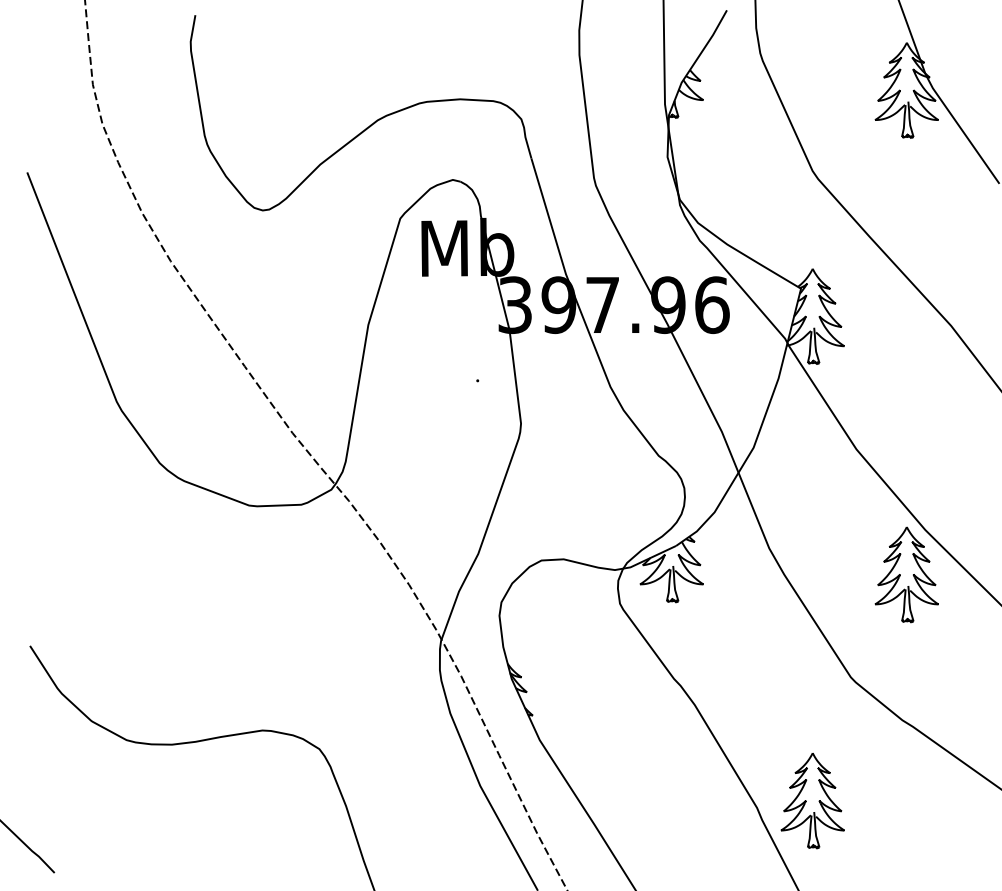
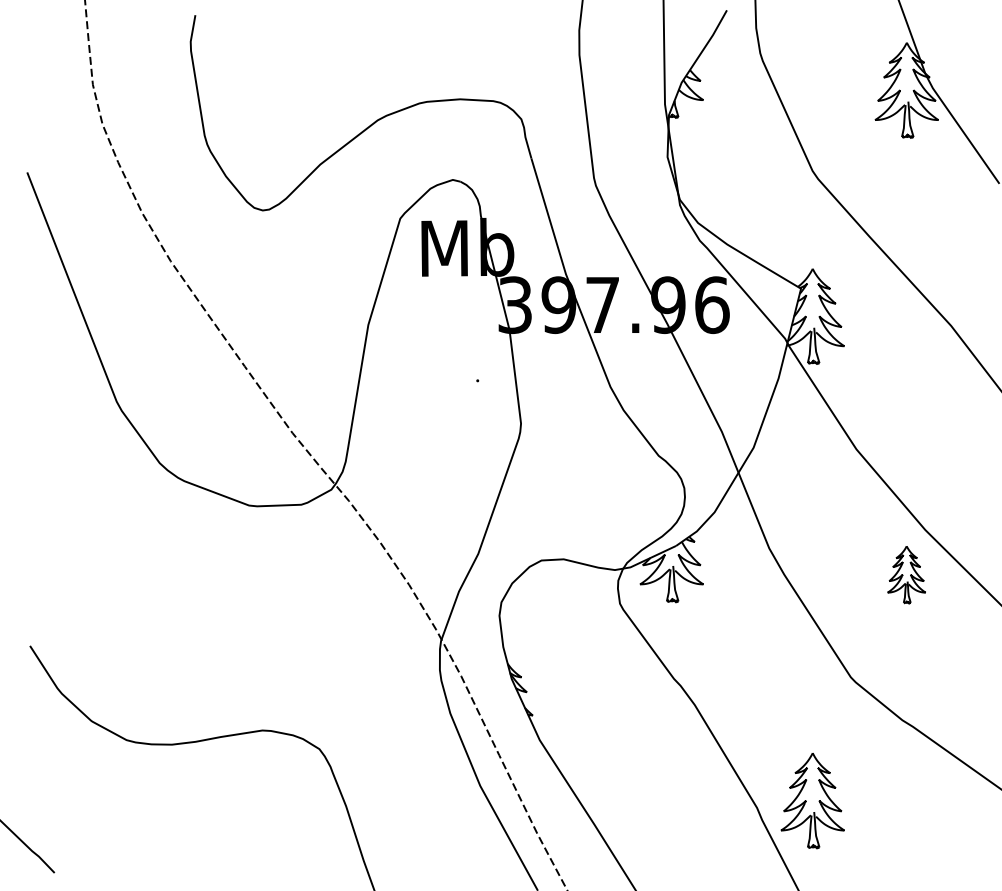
part size: 65x98 px -> 39x59 px (906, 575)
